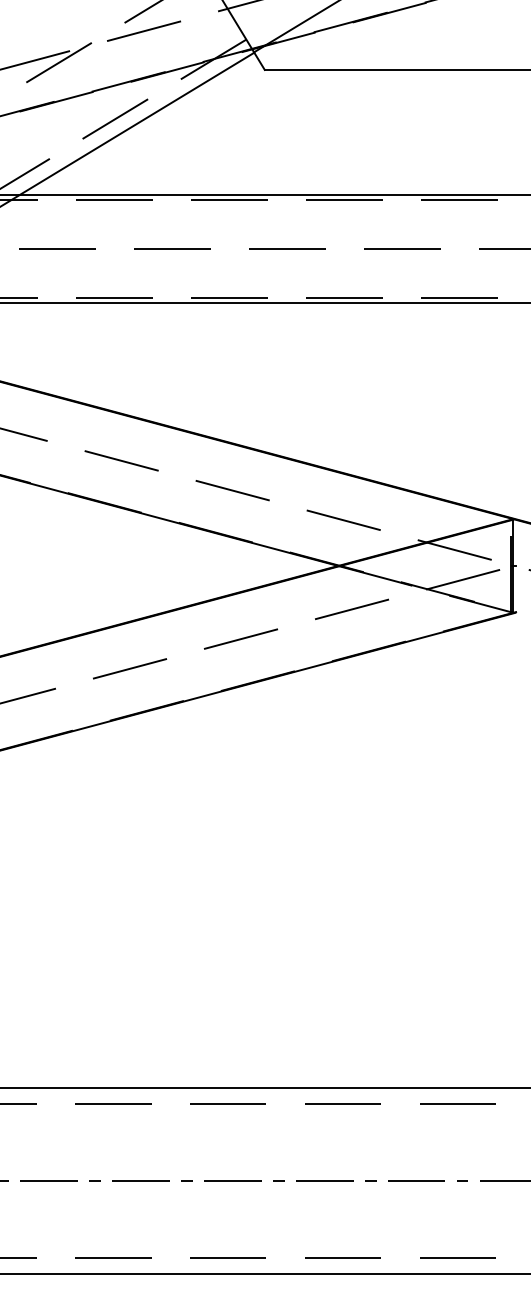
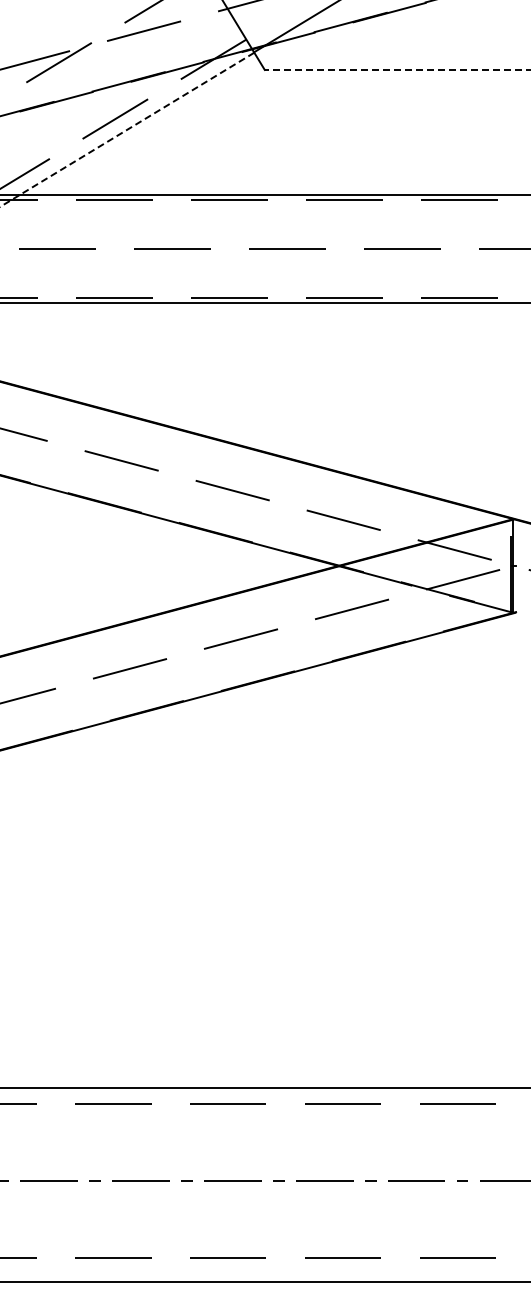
line: solid -> dashed (397, 69)
line: solid -> dashed (126, 129)
line position: (264, 1273) -> (264, 1281) (264, 1281)
